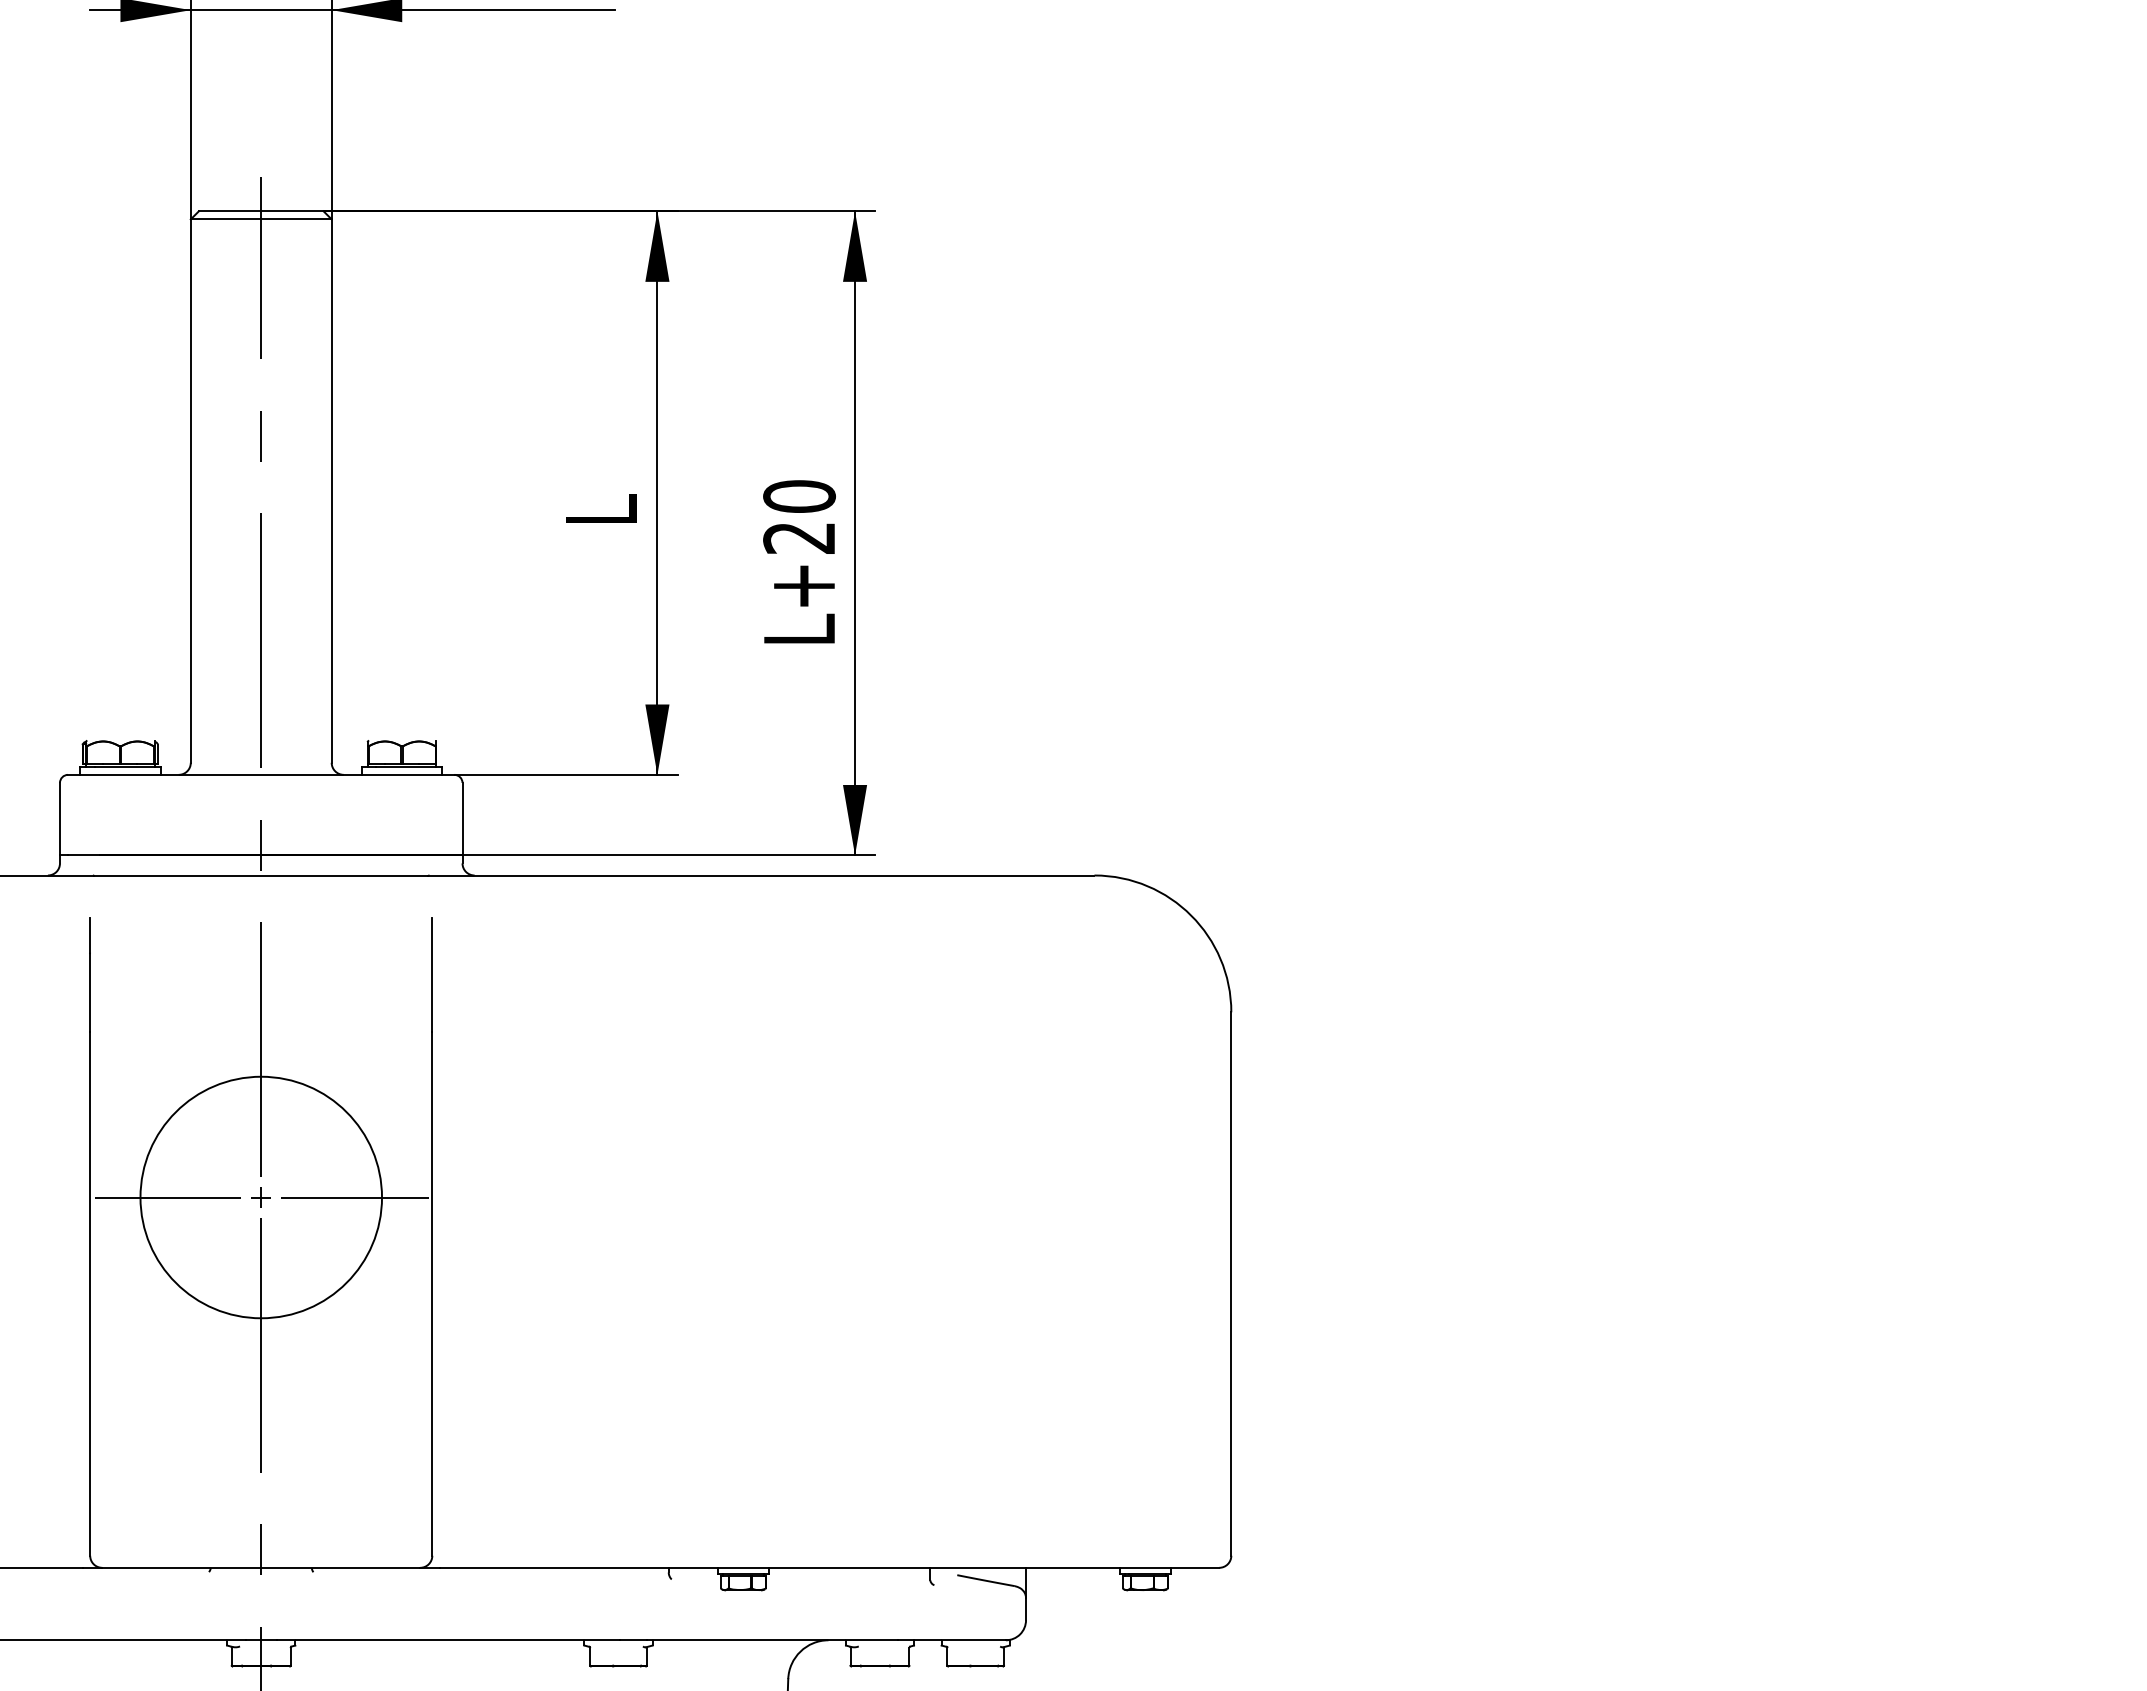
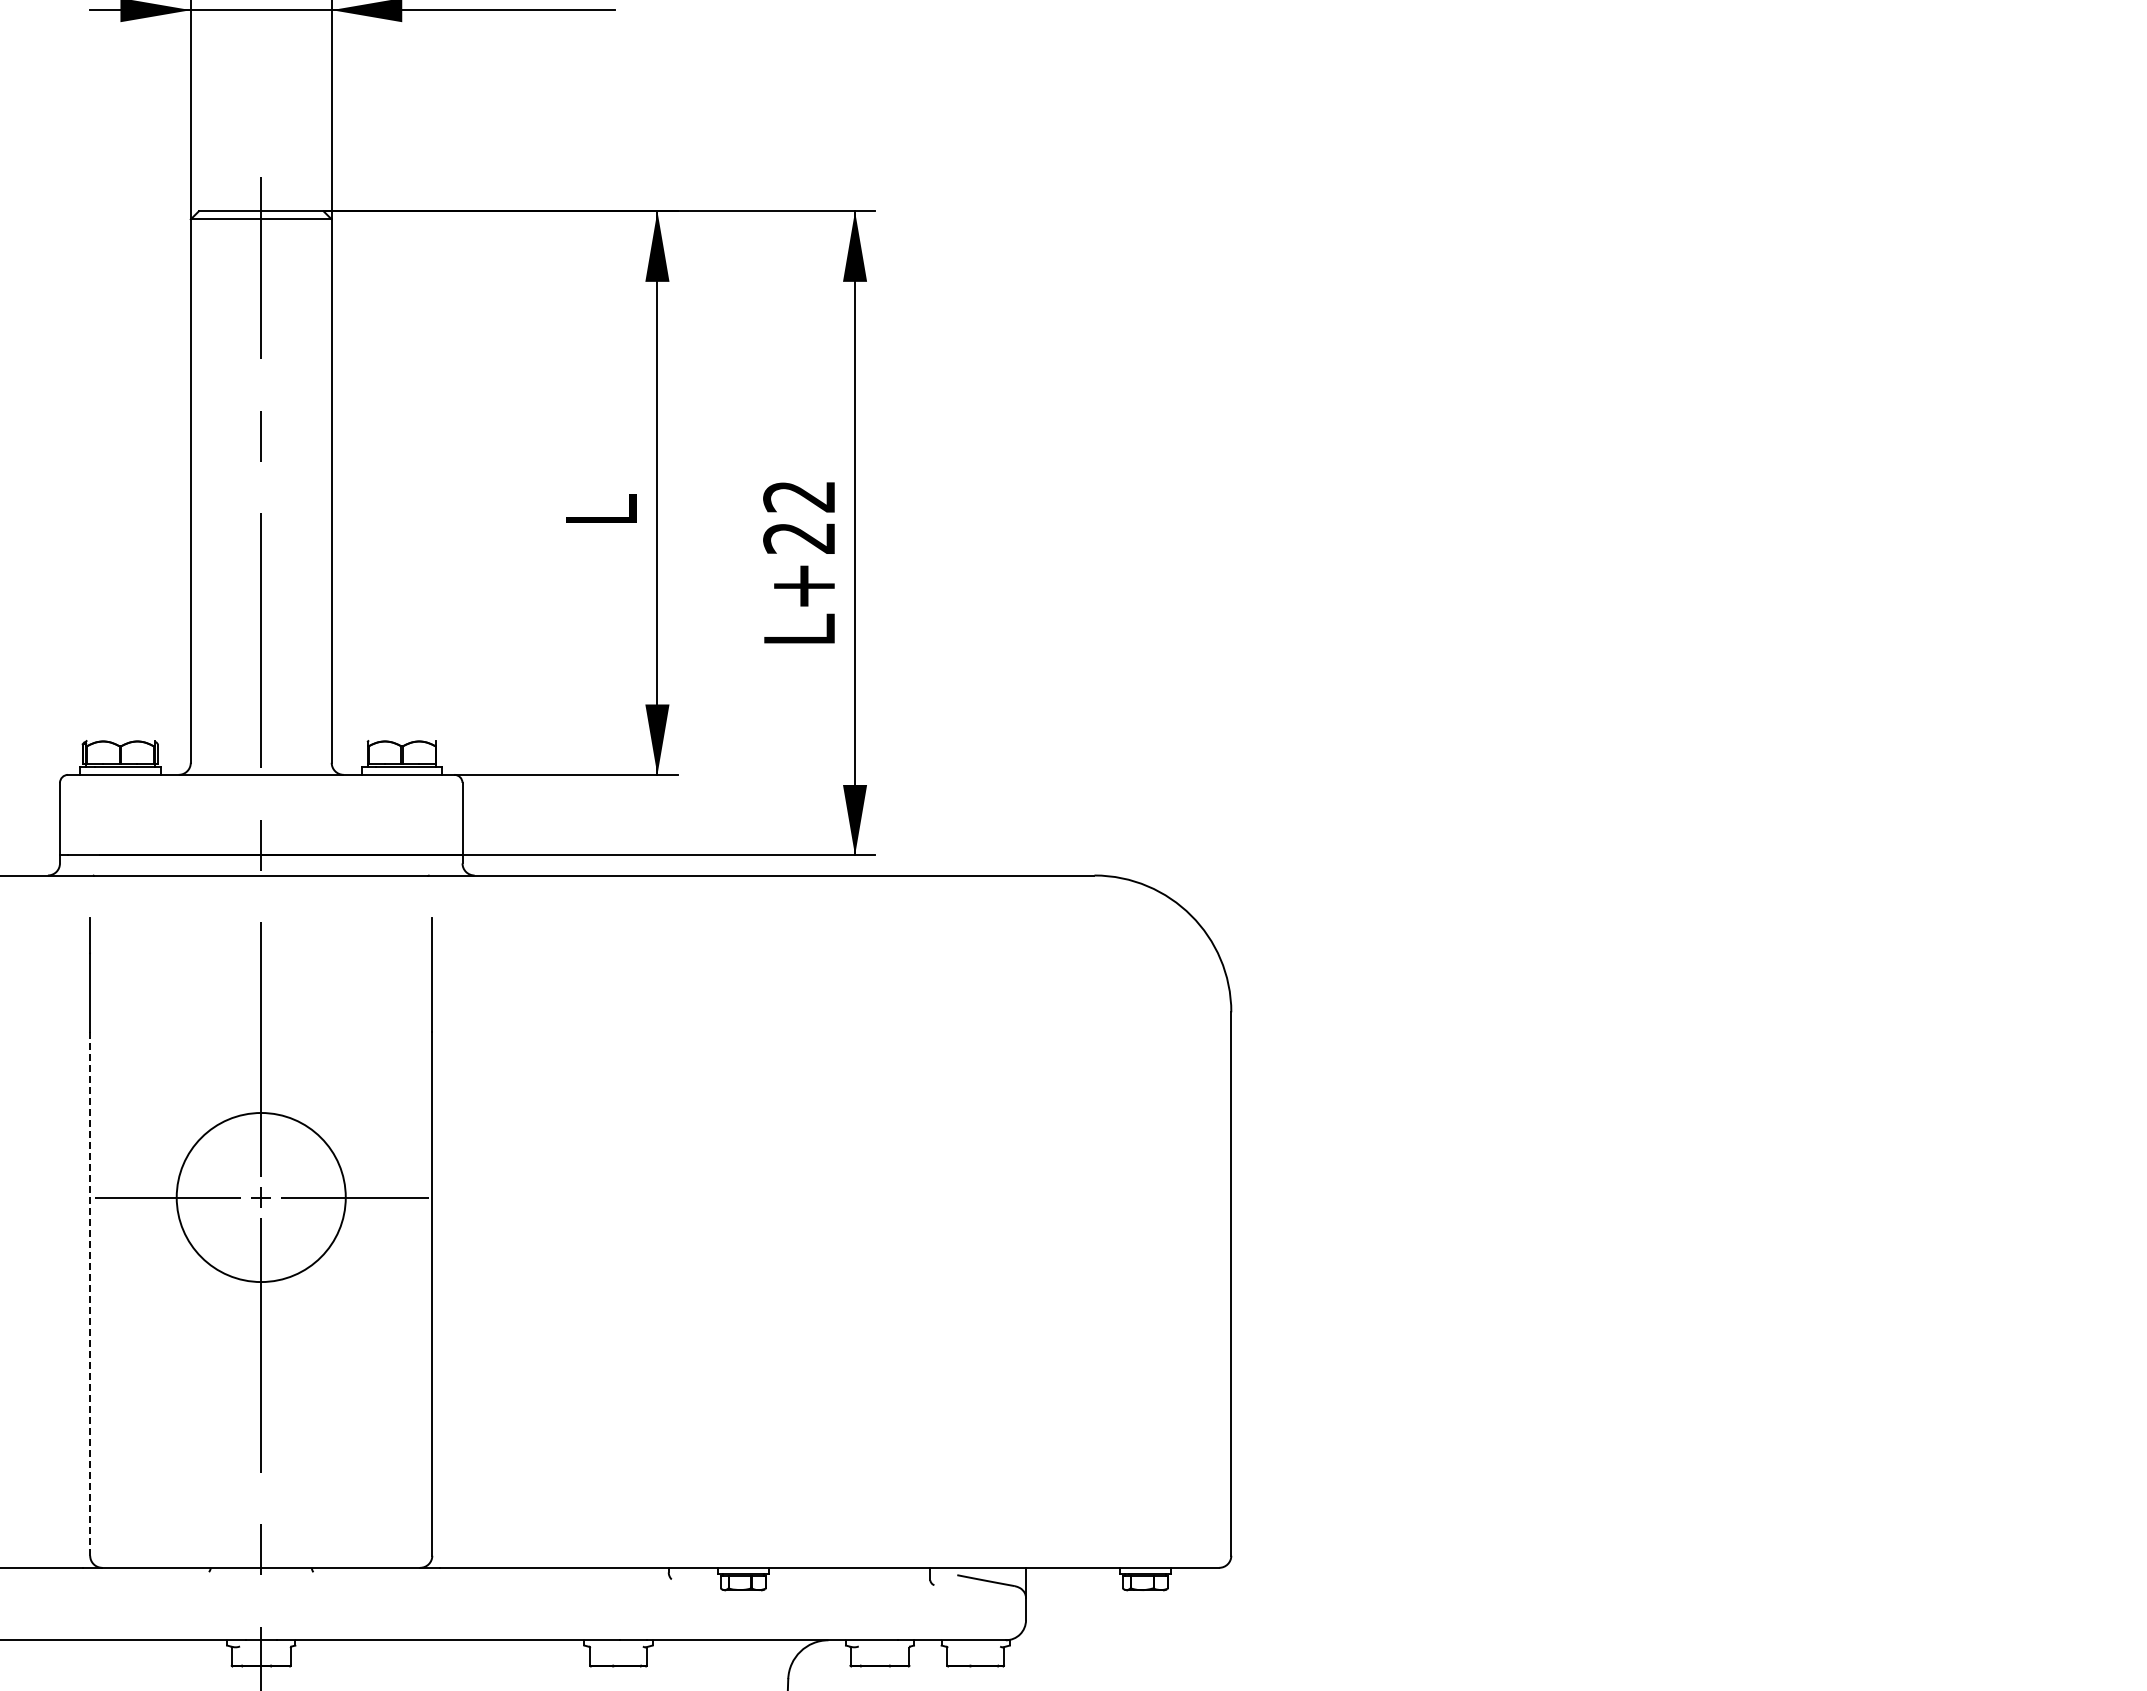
text: L+20 -> L+22 (799, 496)
circle diameter: 242 px -> 169 px (260, 1197)
line: solid -> dashed (90, 1294)
